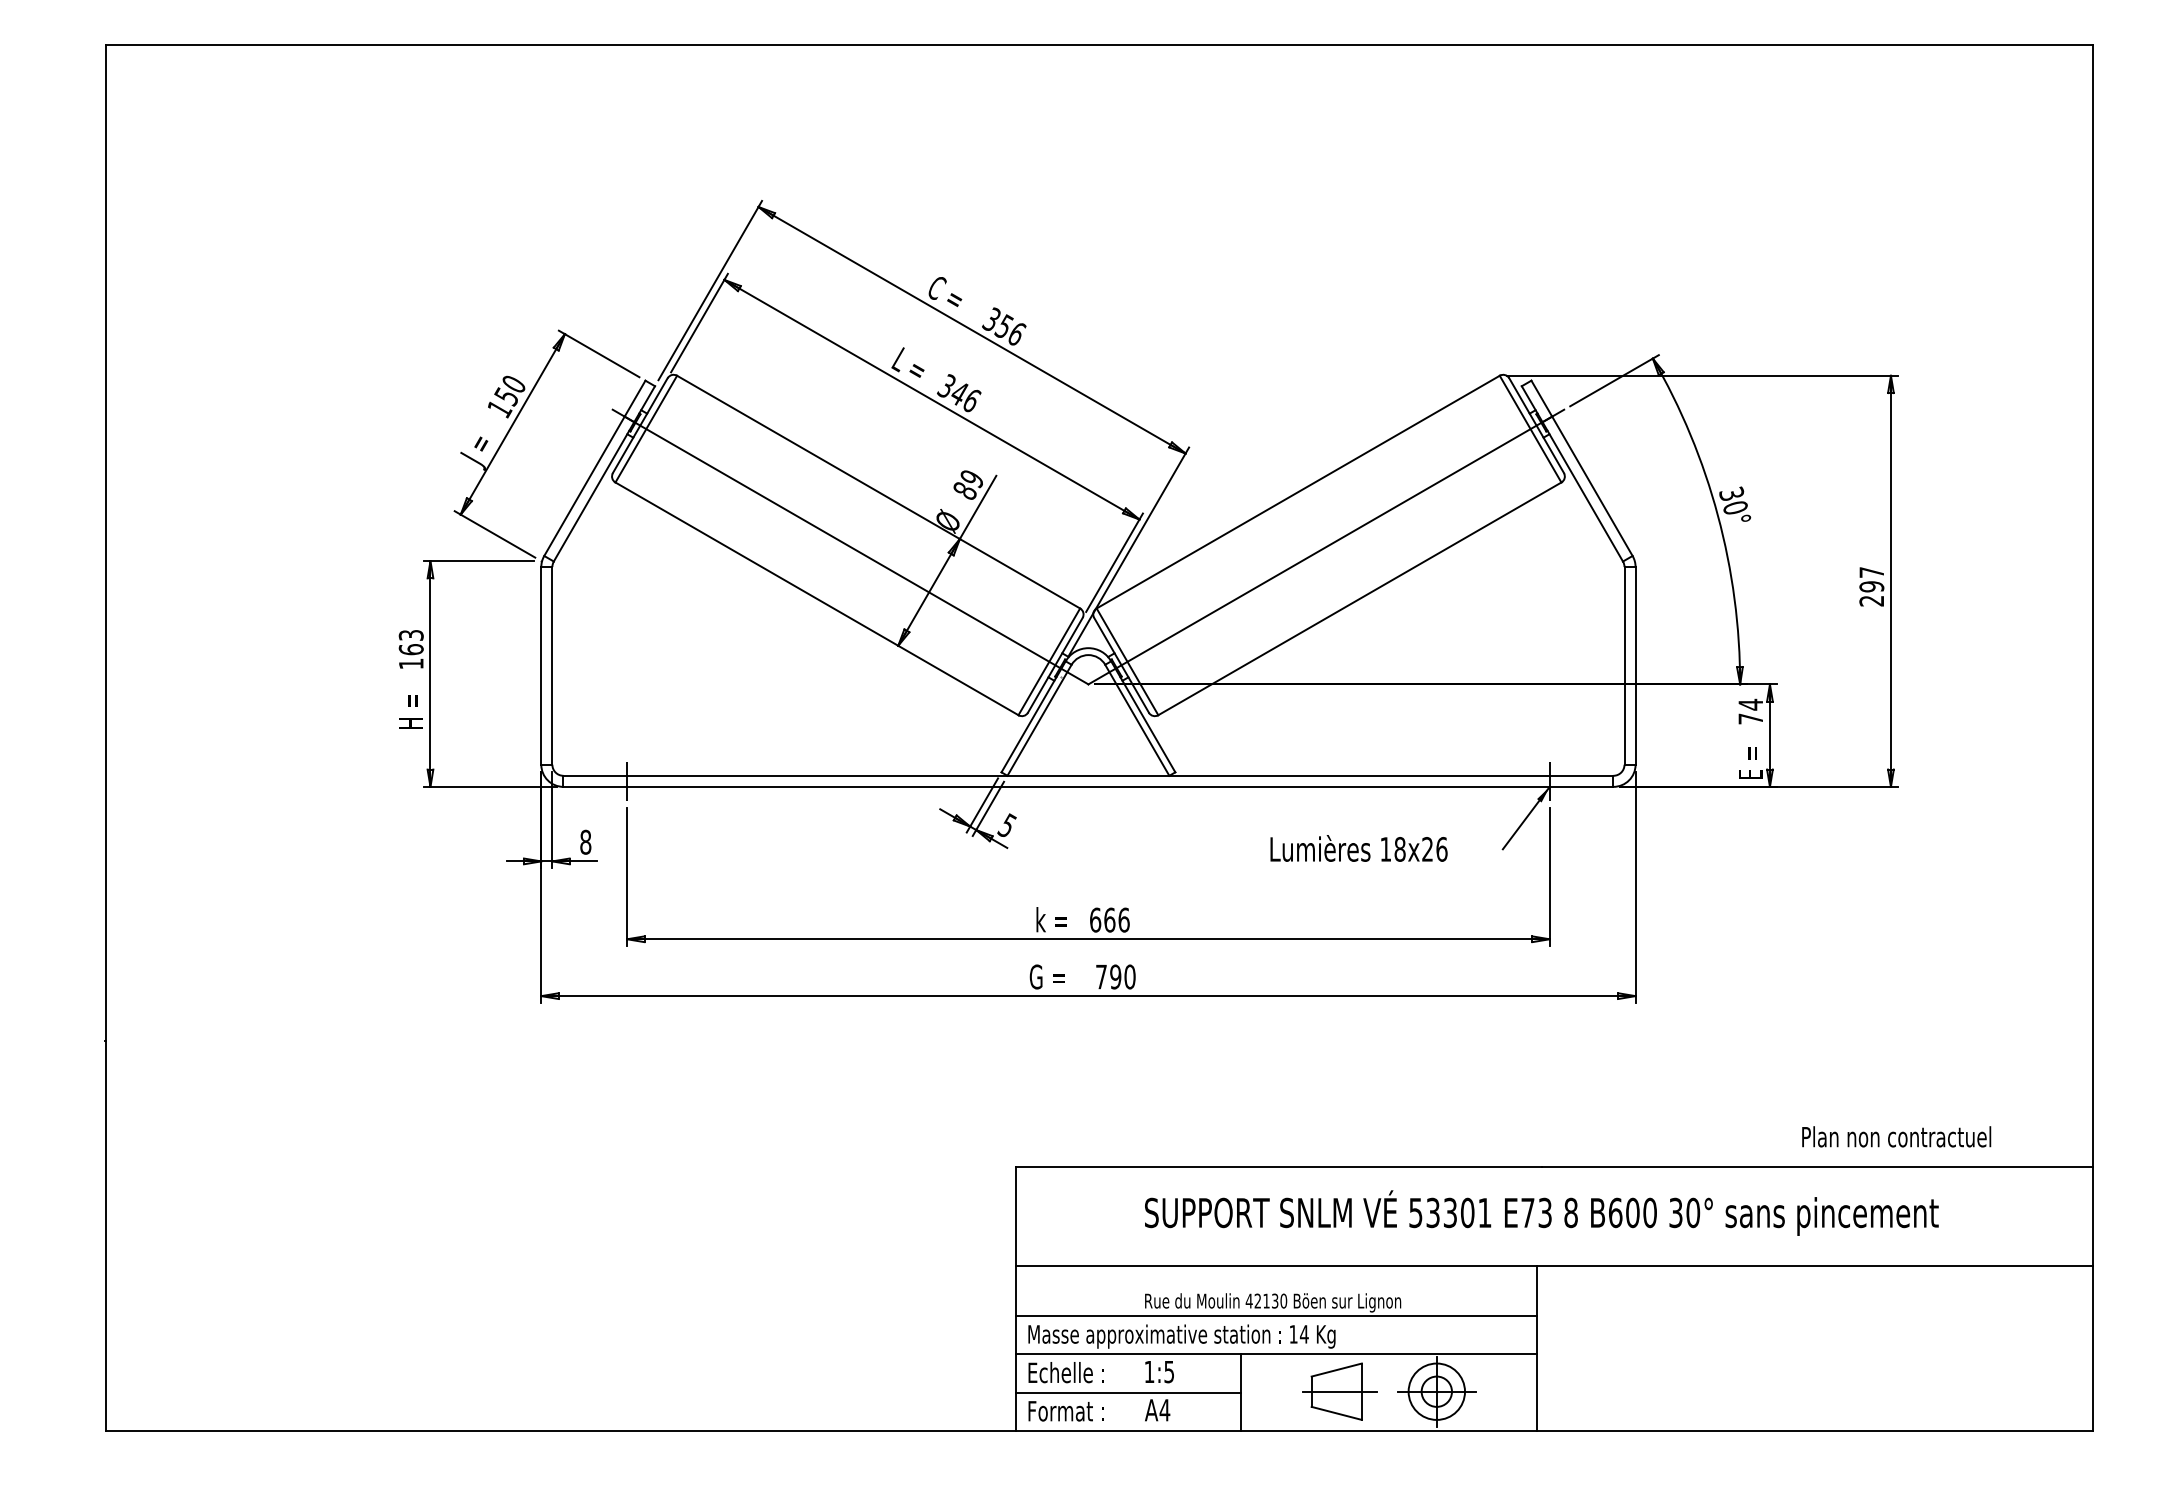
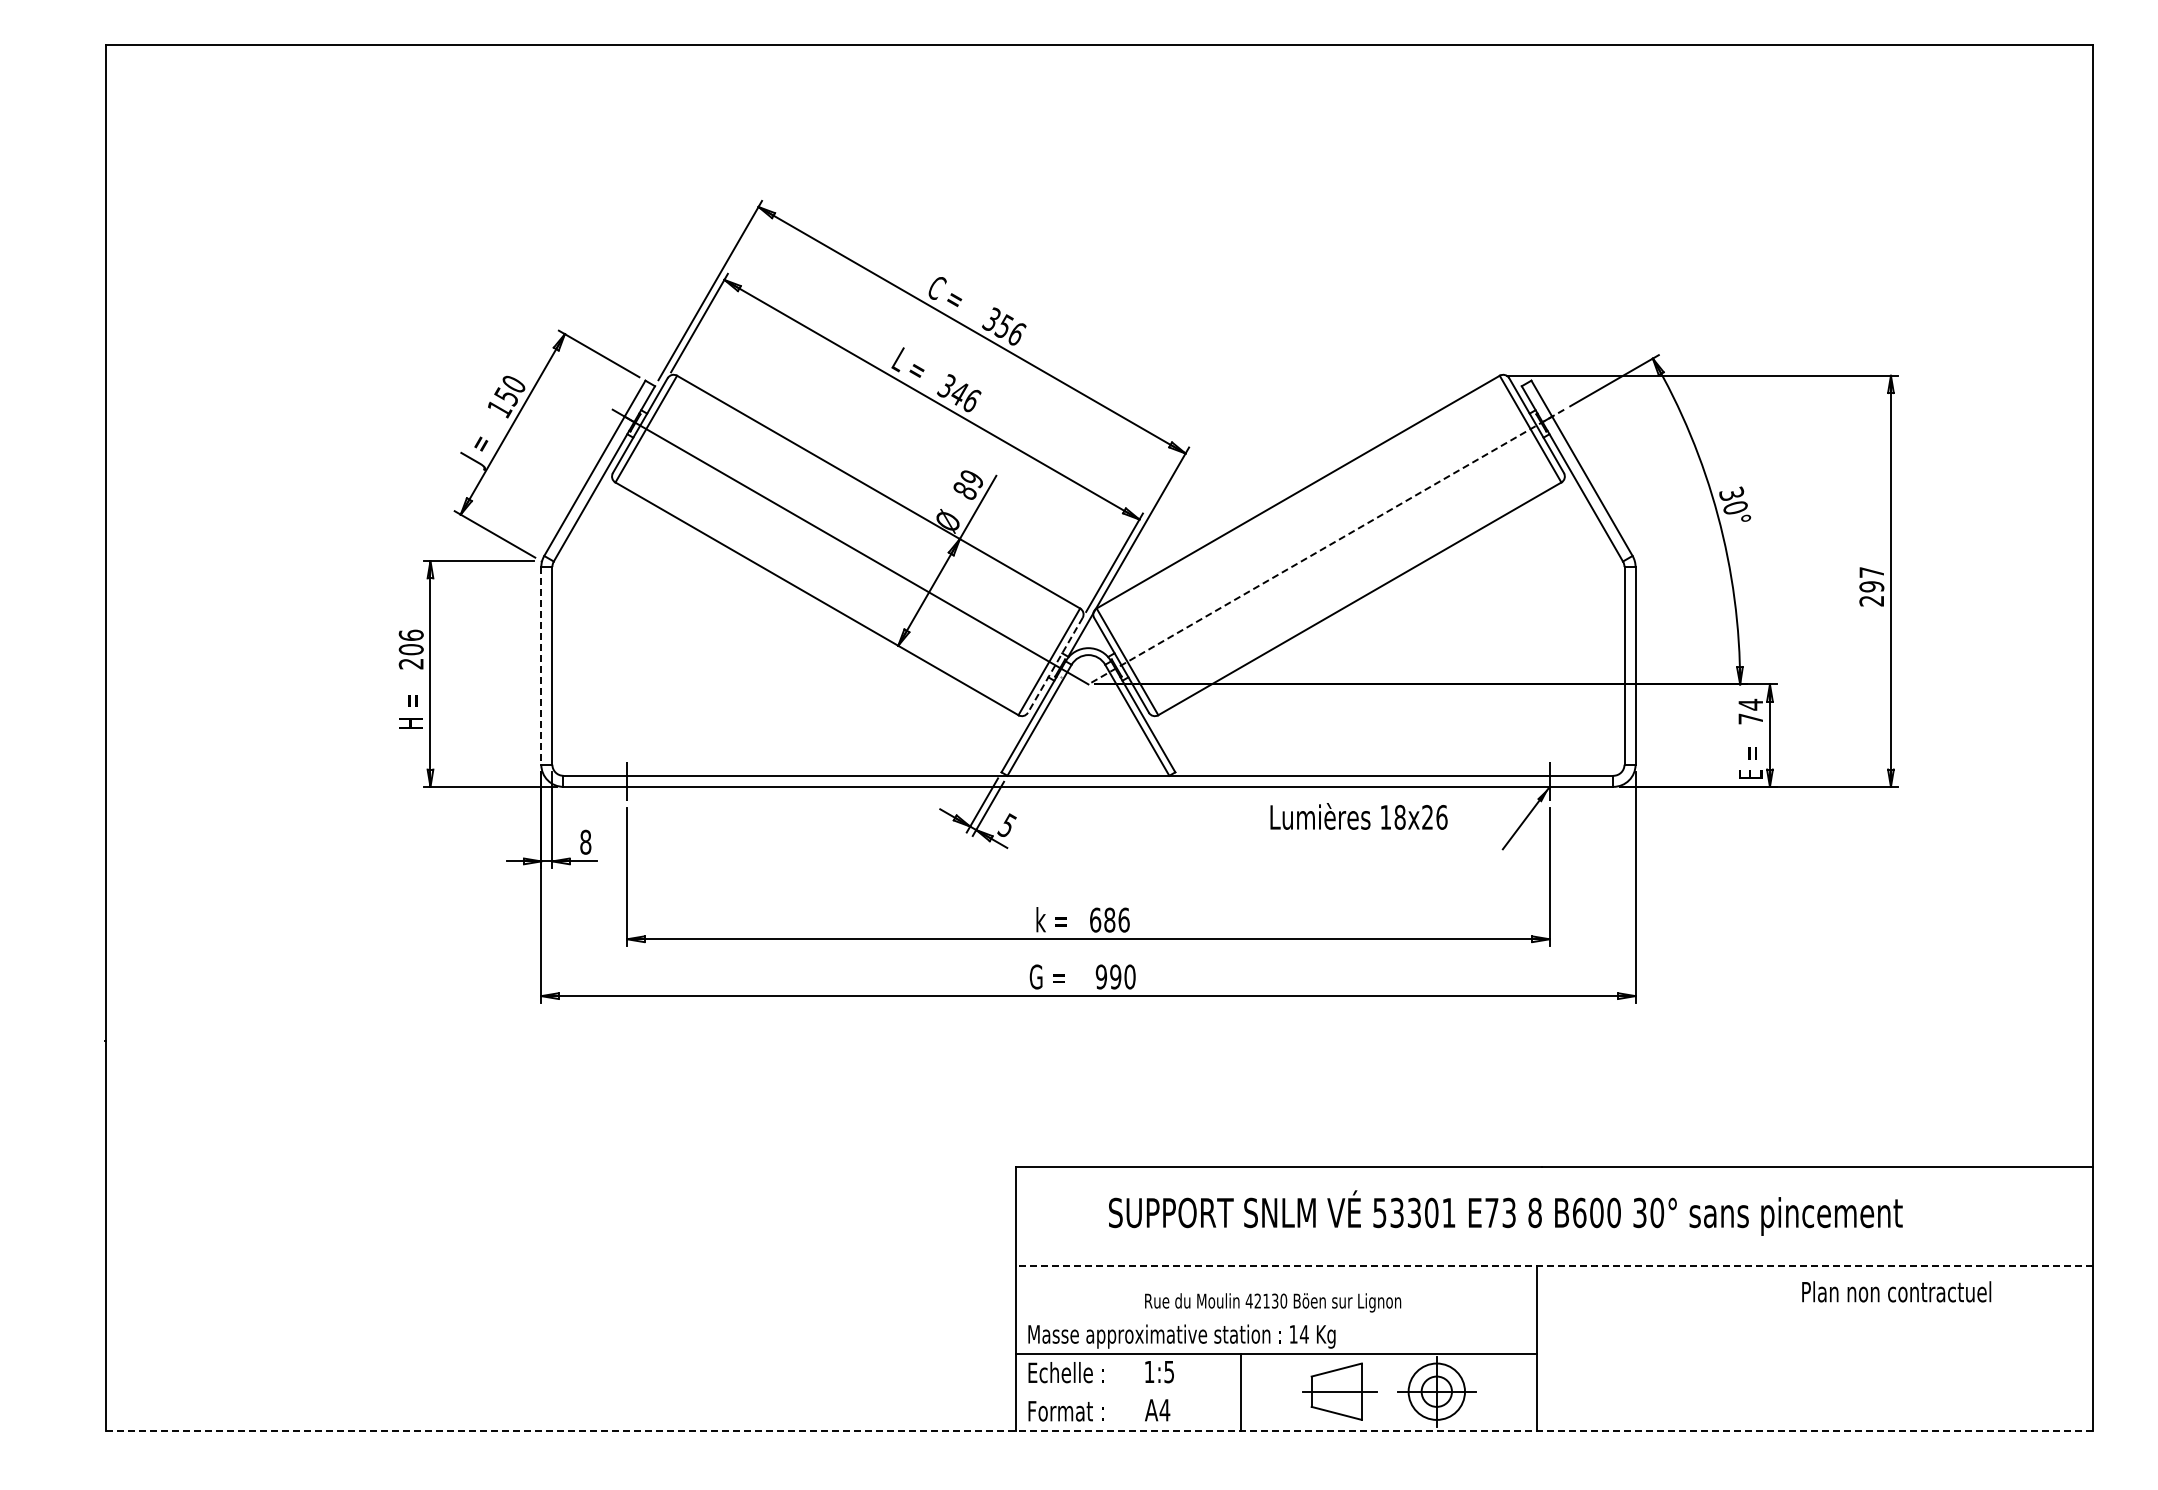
line: solid -> dashed (1326, 547)
text: 163 -> 206 (410, 649)
line: solid -> dashed (541, 665)
line: solid -> dashed (1055, 665)
text position: (1358, 848) -> (1358, 816) (1358, 816)
text: 666 -> 686 (1109, 919)
text: 790 -> 990 (1101, 976)
text position: (1896, 1136) -> (1896, 1291) (1896, 1291)
text position: (1541, 1212) -> (1505, 1212) (1505, 1212)
line: solid -> dashed (1554, 1266)
line: present -> none (1275, 1316)
line: present -> none (1128, 1392)
line: solid -> dashed (1099, 1430)
